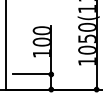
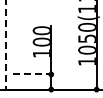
line: solid -> dashed (5, 44)
line: solid -> dashed (32, 74)
